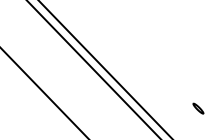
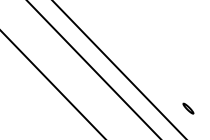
line position: (104, 69) -> (118, 69) (118, 69)
line position: (44, 92) -> (52, 84) (52, 84)
part position: (198, 108) -> (188, 108) (188, 108)
